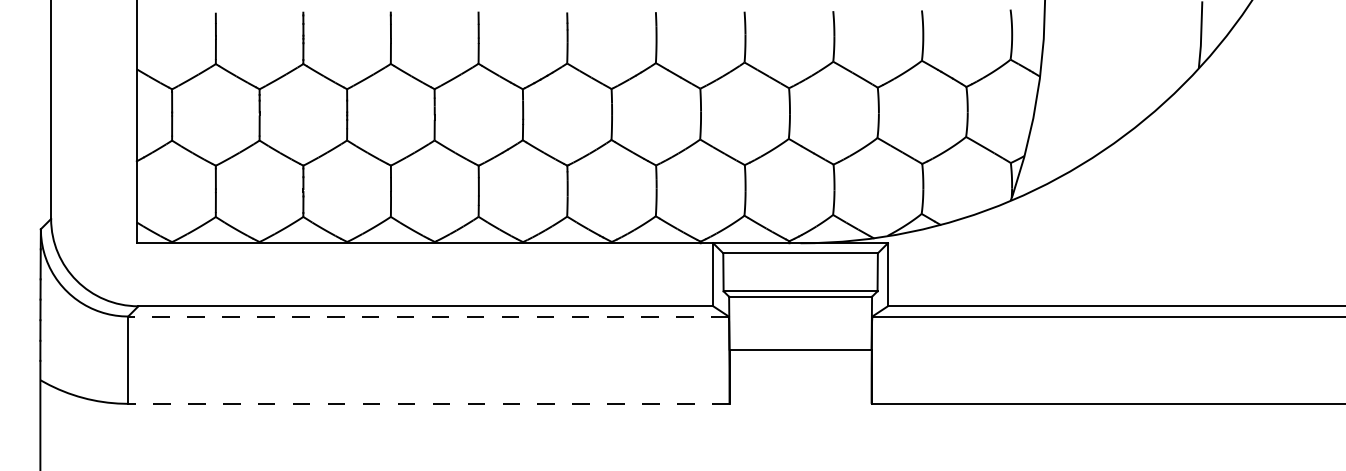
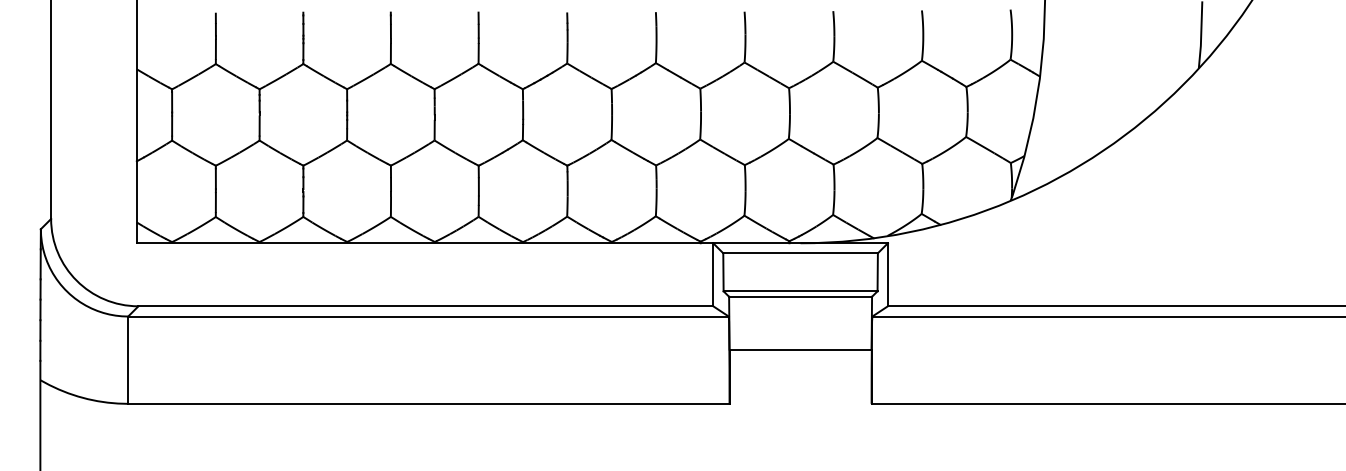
line: dashed -> solid (428, 316)
line: dashed -> solid (428, 403)
